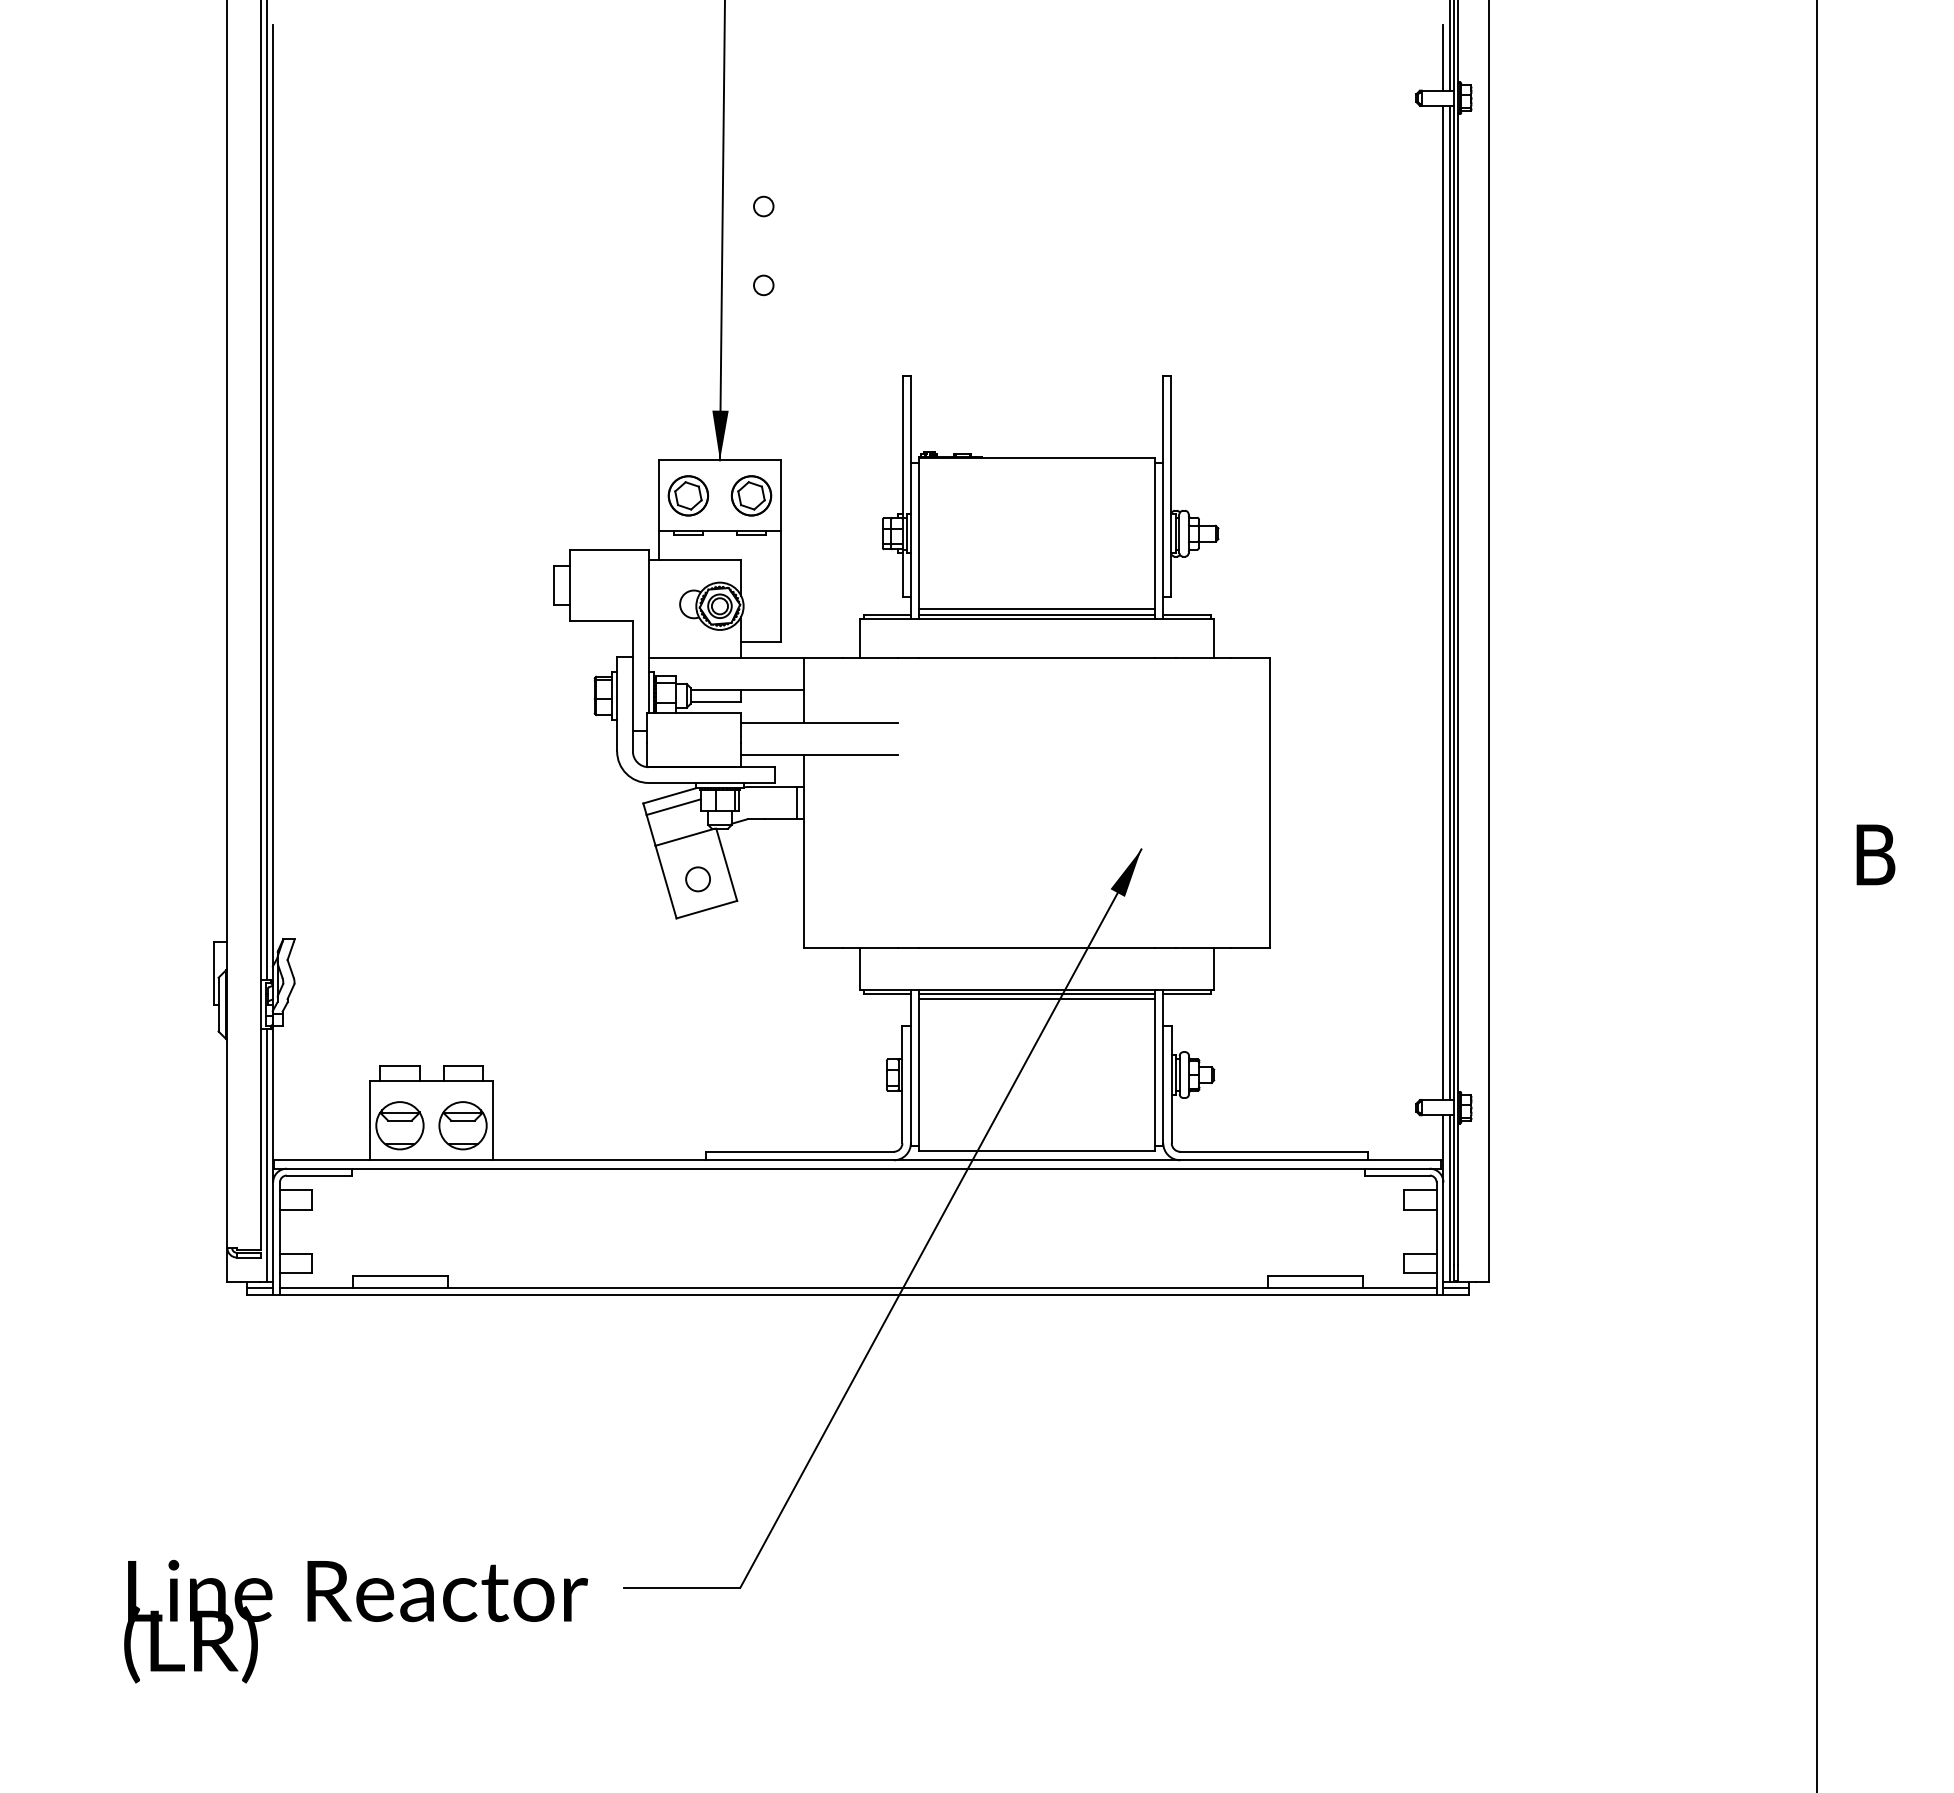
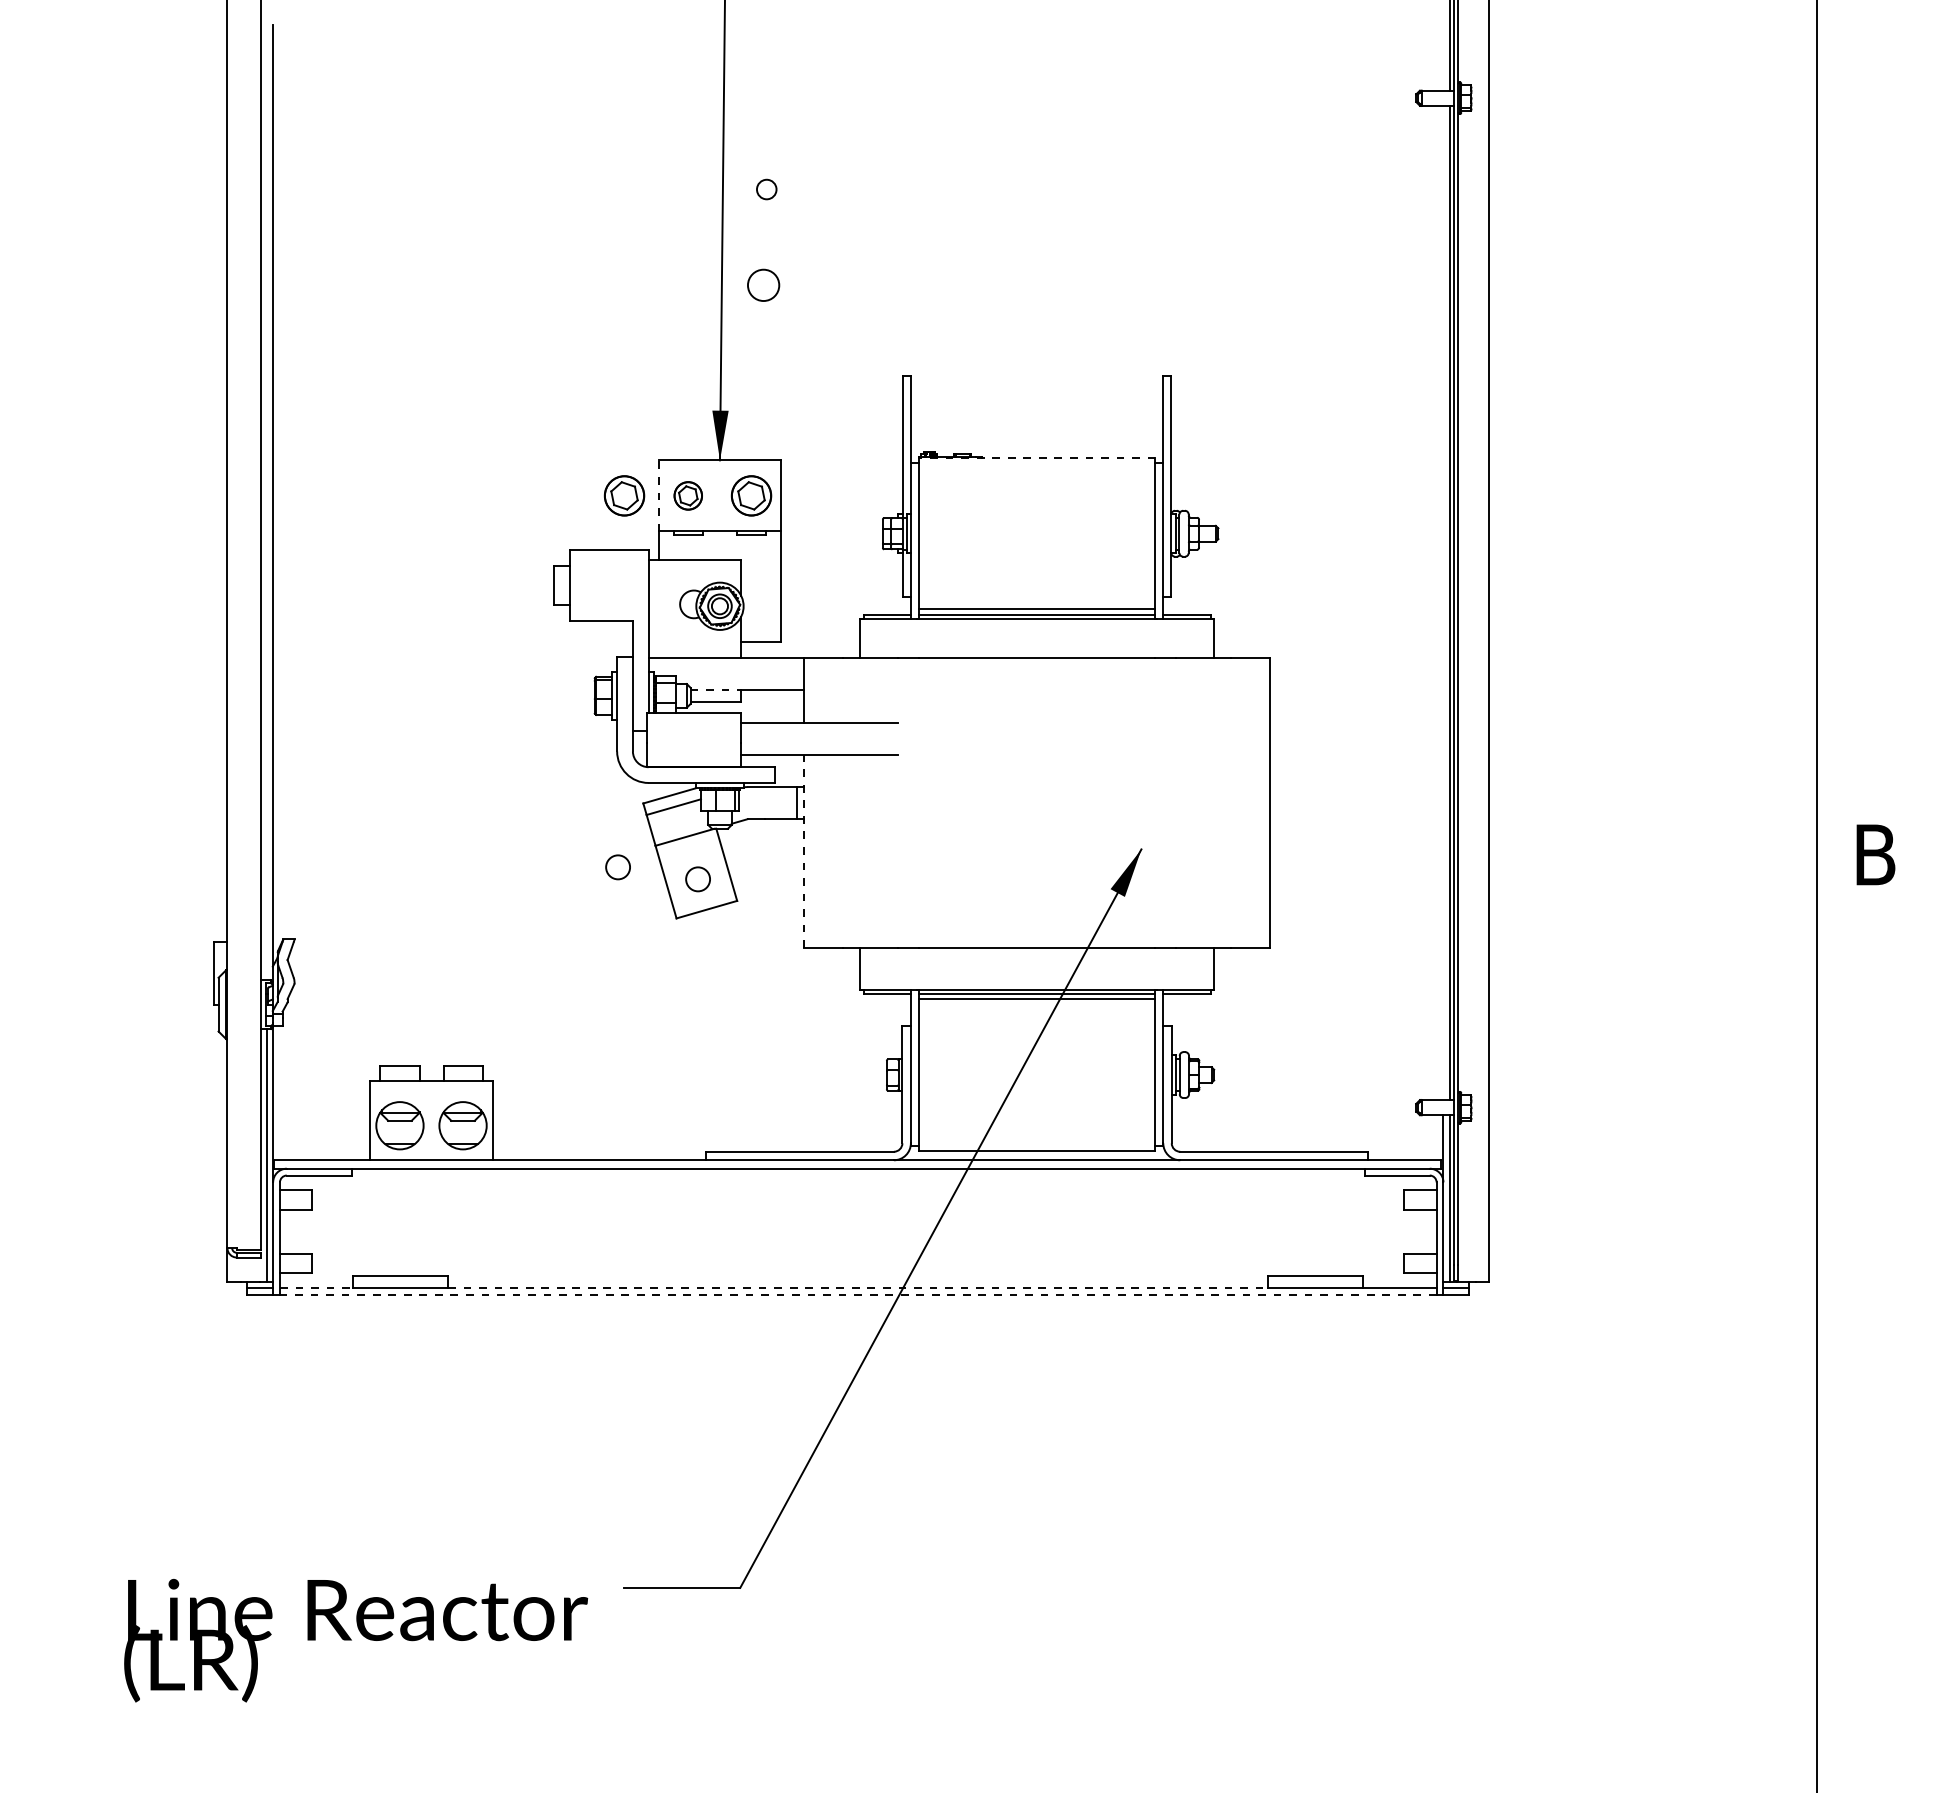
line: present -> none (1443, 57)
circle position: (763, 206) -> (766, 189) (766, 189)
circle size: 22x23 px -> 34x34 px (763, 284)
line: solid -> dashed (1036, 458)
line: present -> none (266, 491)
part: none -> present (624, 495)
line: solid -> dashed (658, 495)
part size: 42x42 px -> 30x30 px (687, 495)
line: present -> none (1443, 602)
line: solid -> dashed (716, 690)
line: solid -> dashed (804, 851)
circle: none -> present (617, 867)
line: solid -> dashed (316, 1288)
line: solid -> dashed (858, 1288)
line: solid -> dashed (857, 1294)
text position: (356, 1621) -> (356, 1640) (356, 1640)
